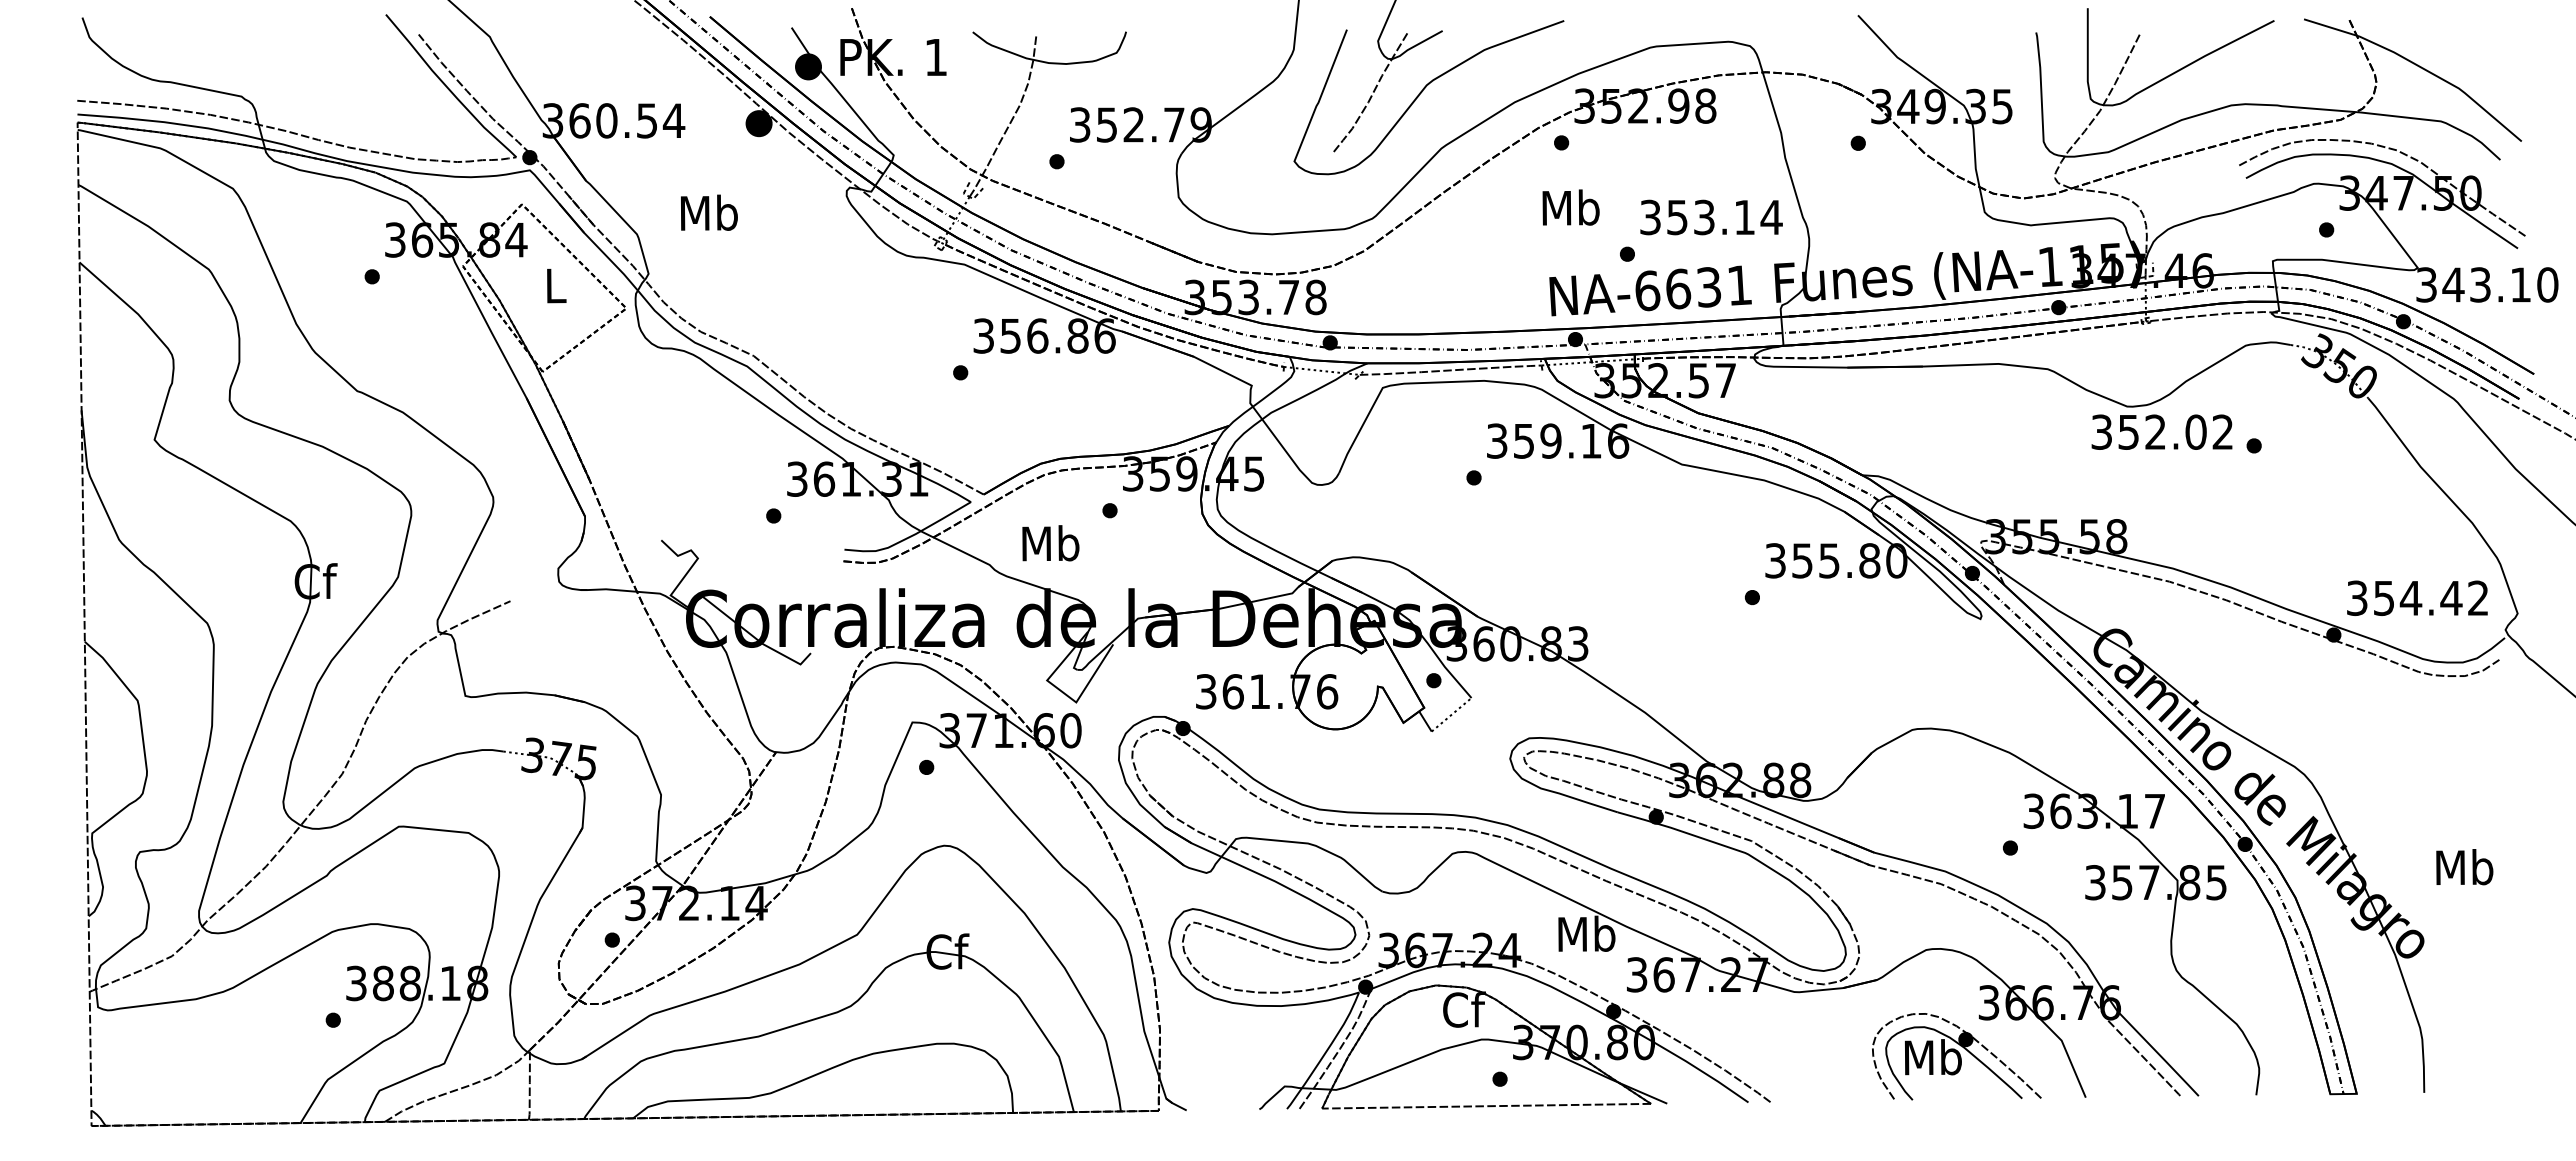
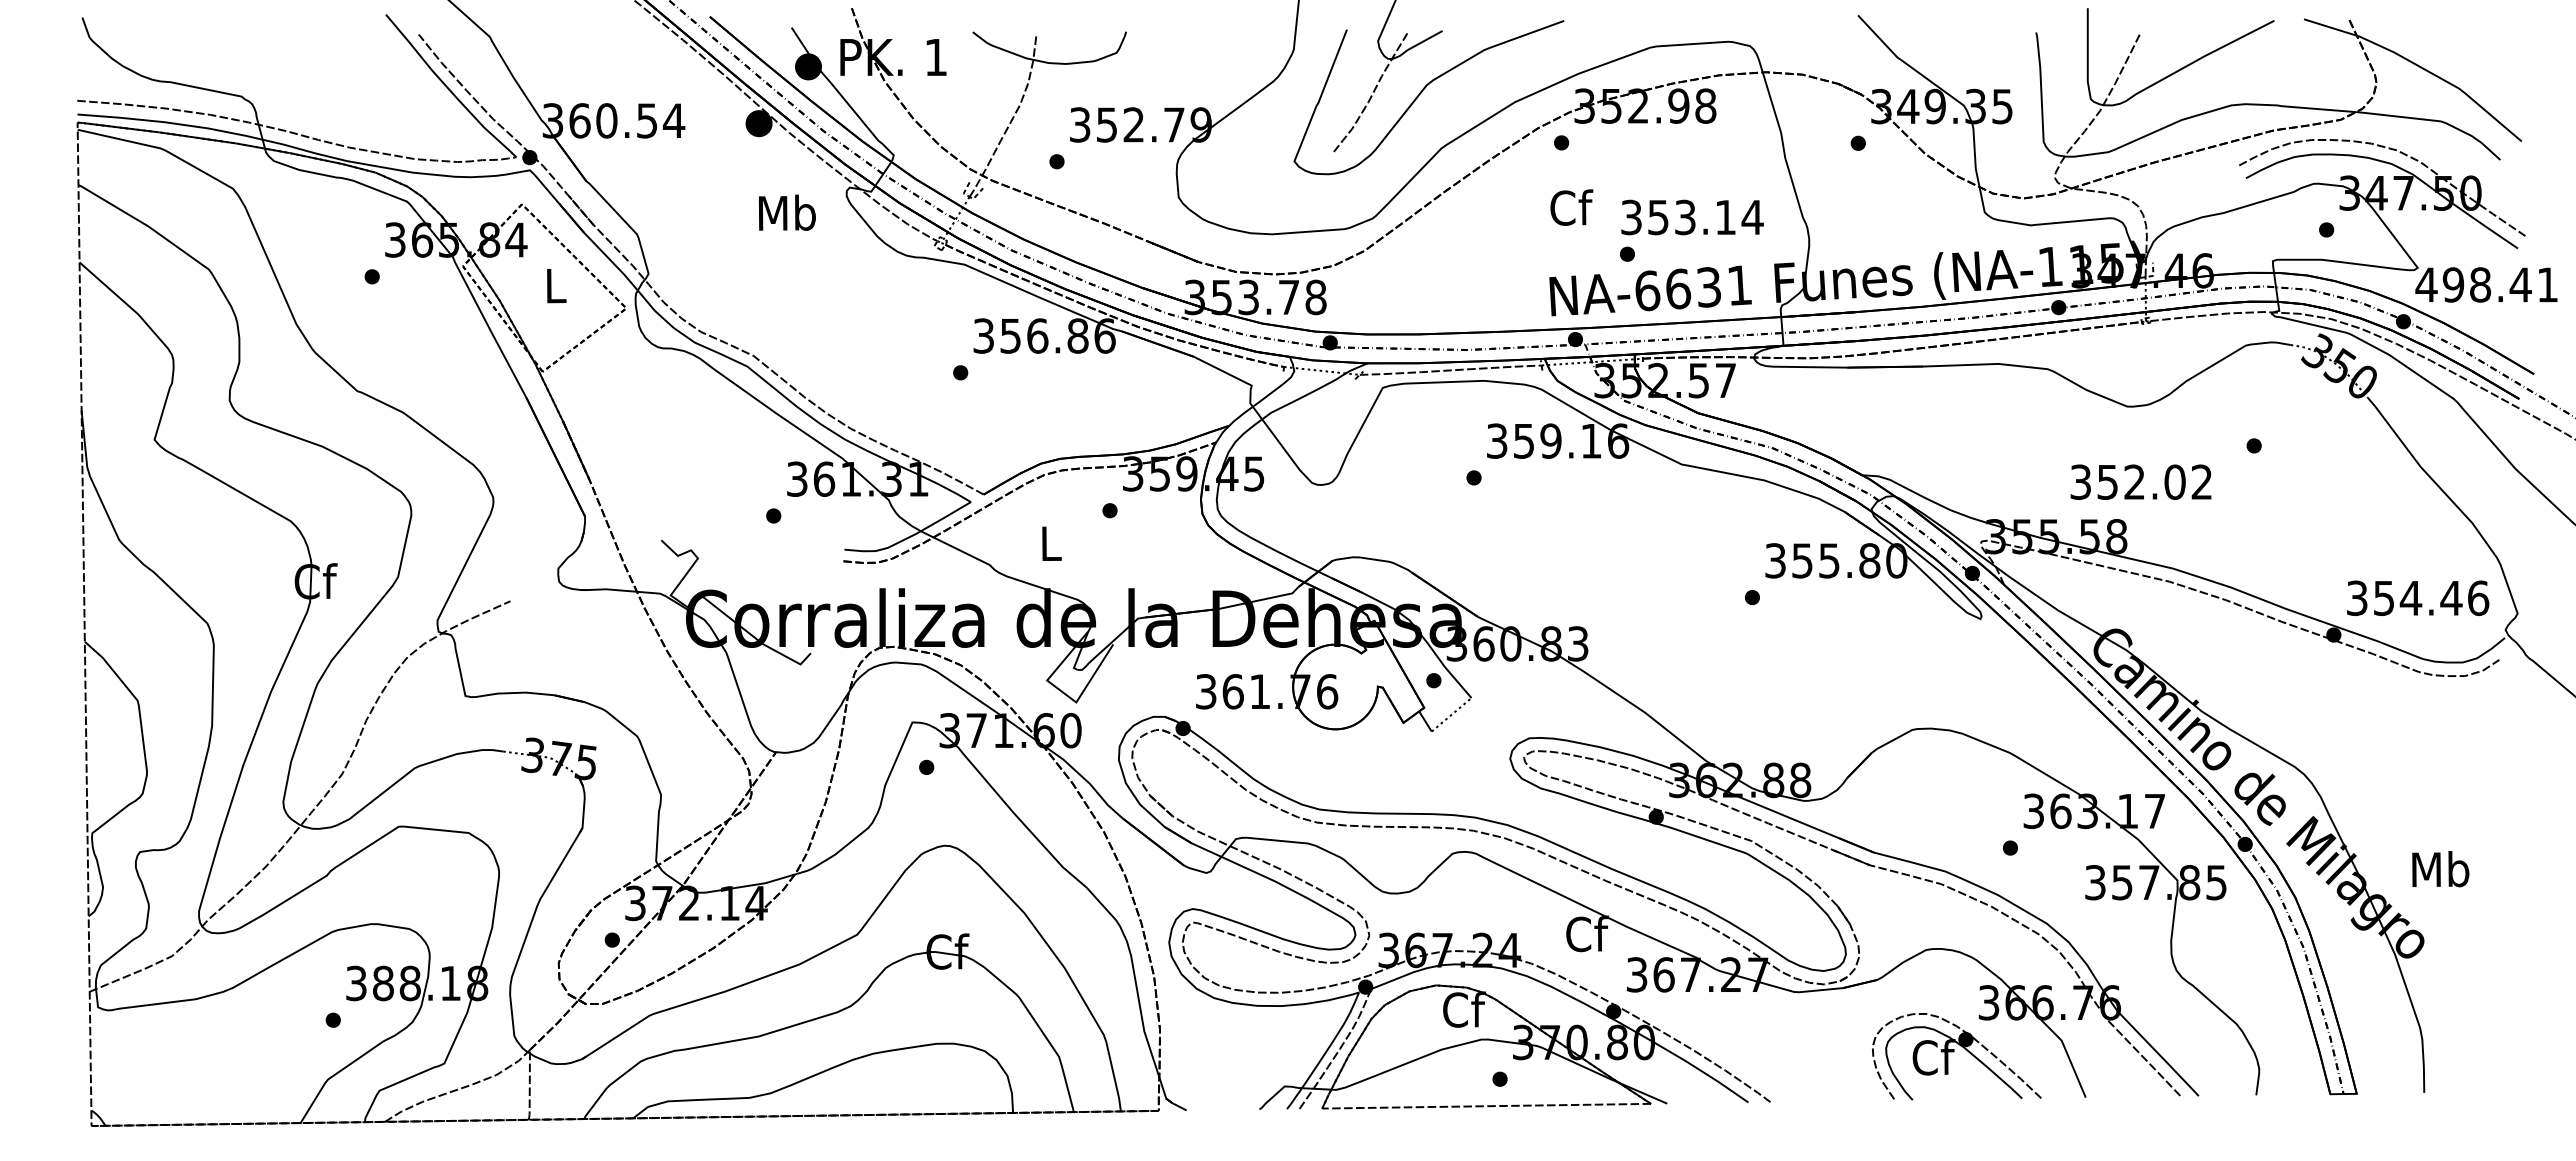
text: Mb -> Cf (1570, 207)
text position: (709, 212) -> (787, 212) (787, 212)
text position: (1711, 217) -> (1692, 217) (1692, 217)
text: 343.10 -> 498.41 (2486, 284)
text position: (2161, 431) -> (2140, 481) (2140, 481)
text: Mb -> L (1050, 543)
text: 354.42 -> 354.46 (2478, 597)
text position: (2464, 867) -> (2440, 869) (2440, 869)
text: Mb -> Cf (1586, 933)
text: Mb -> Cf (1932, 1057)
